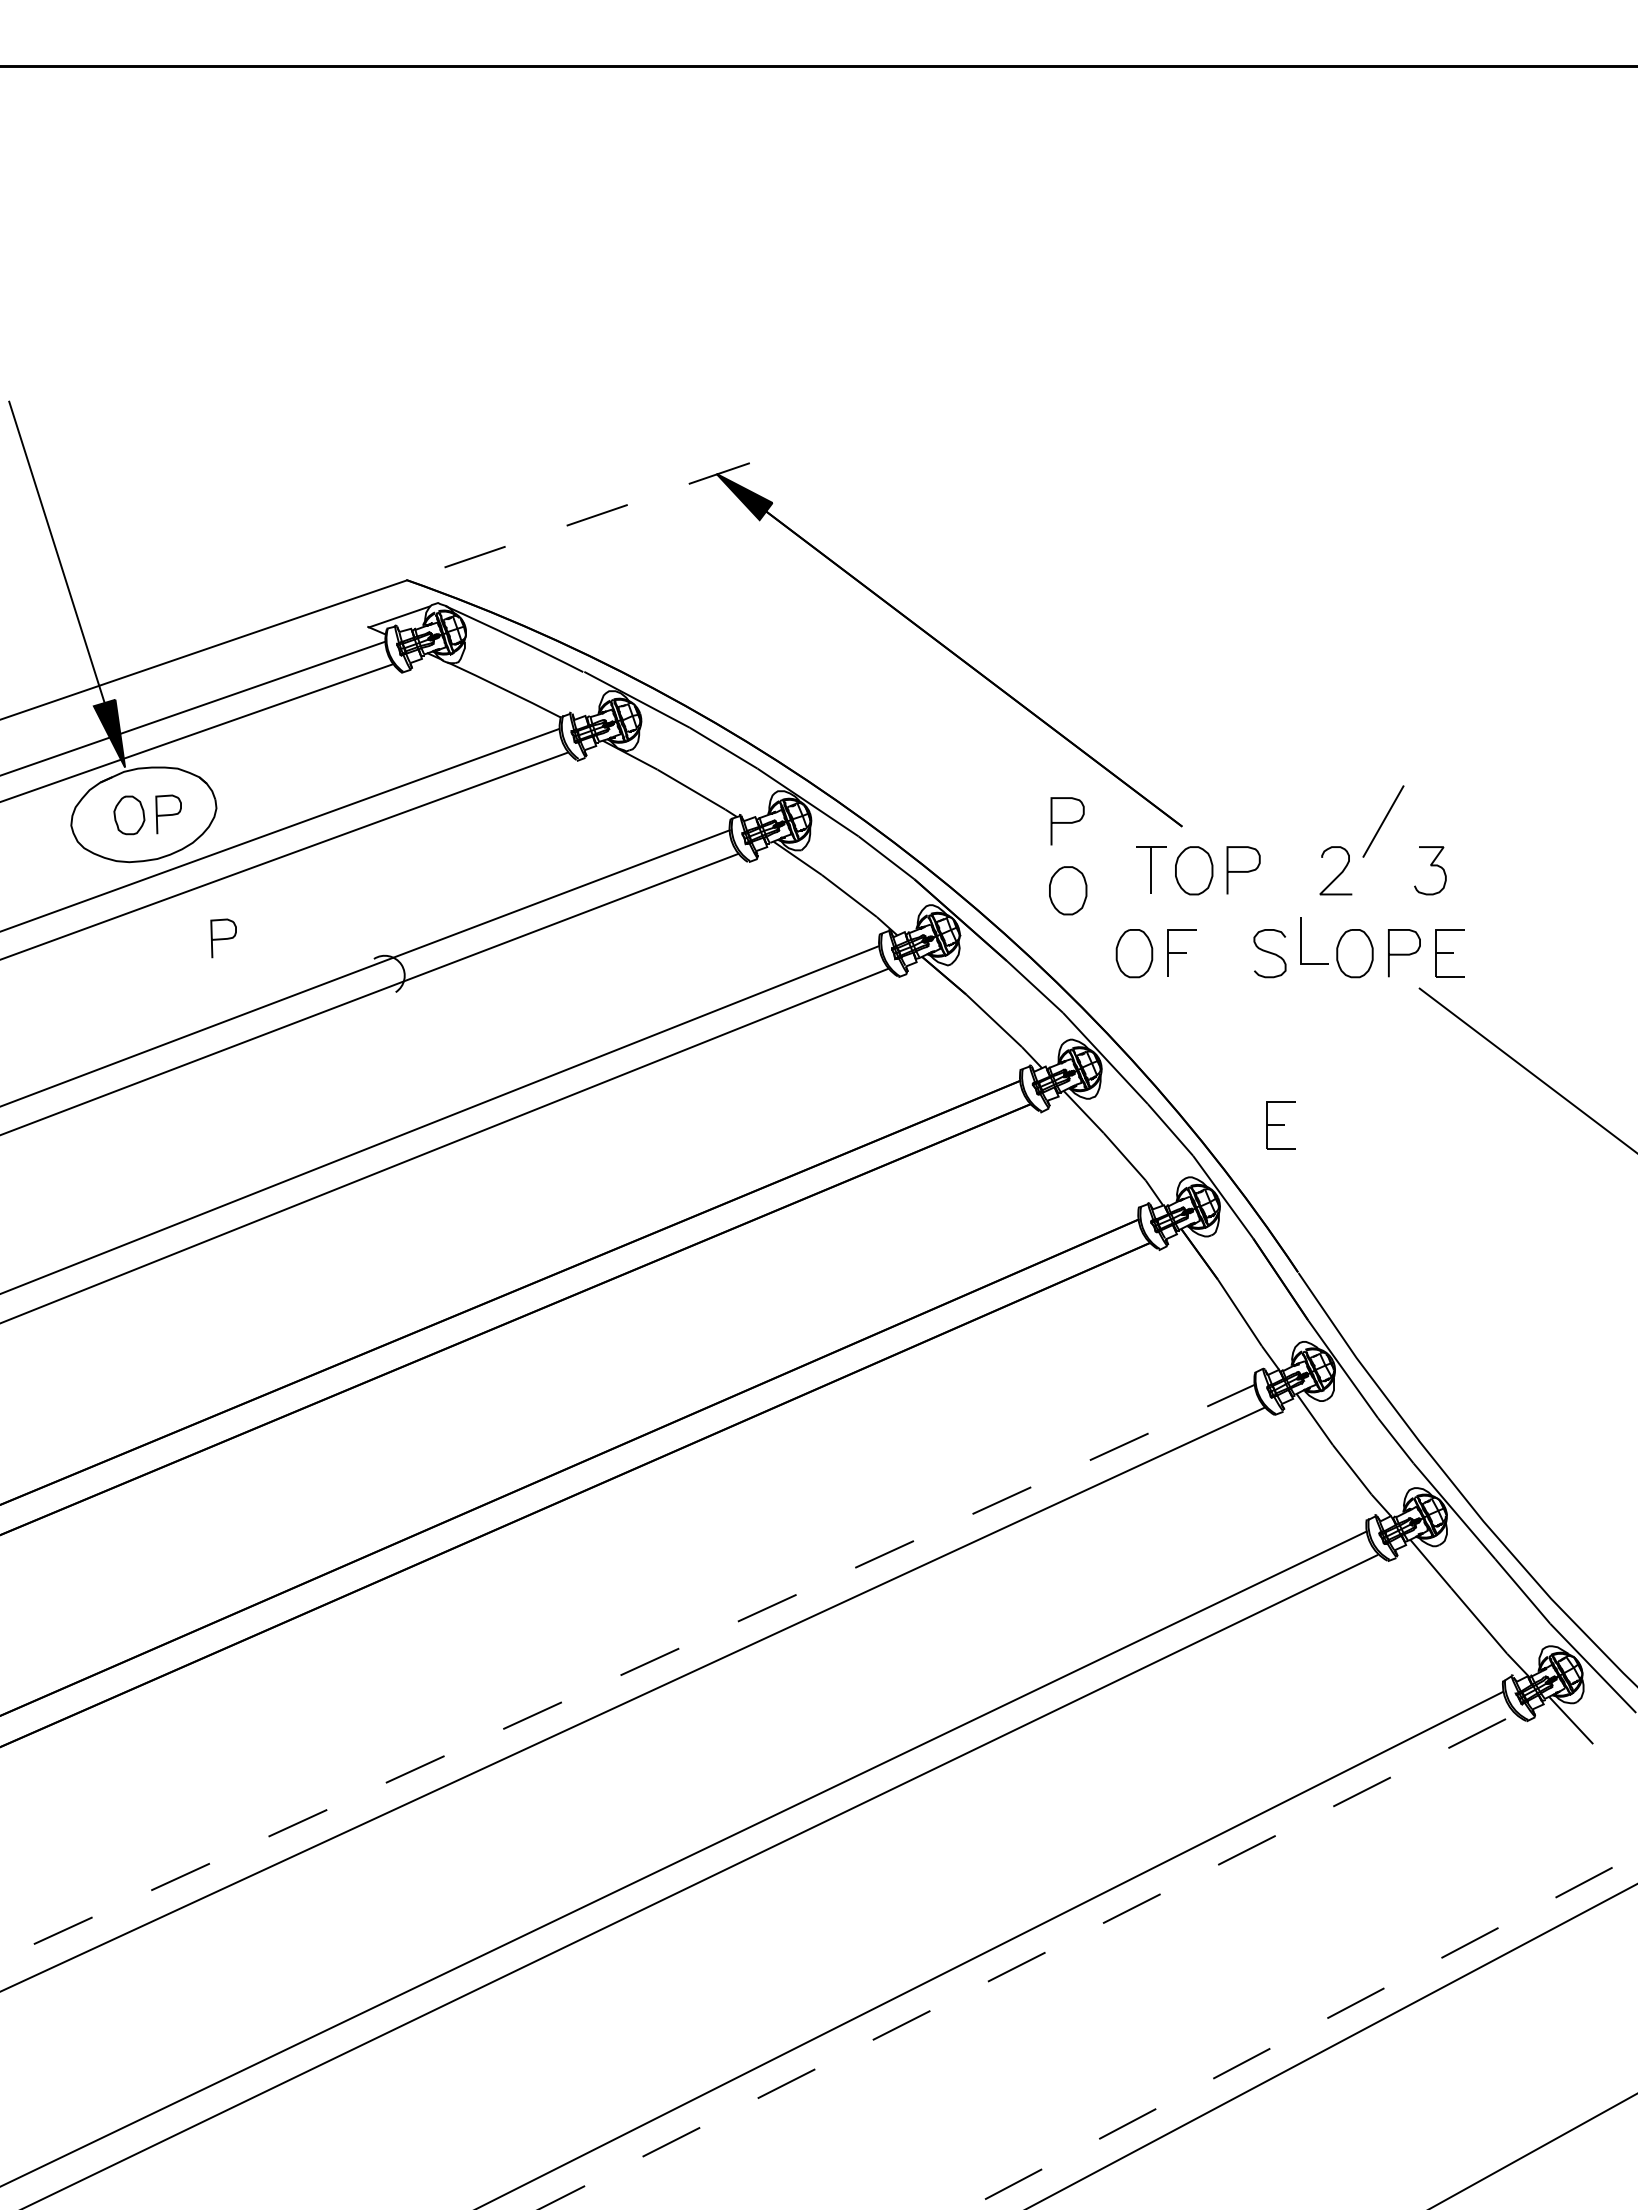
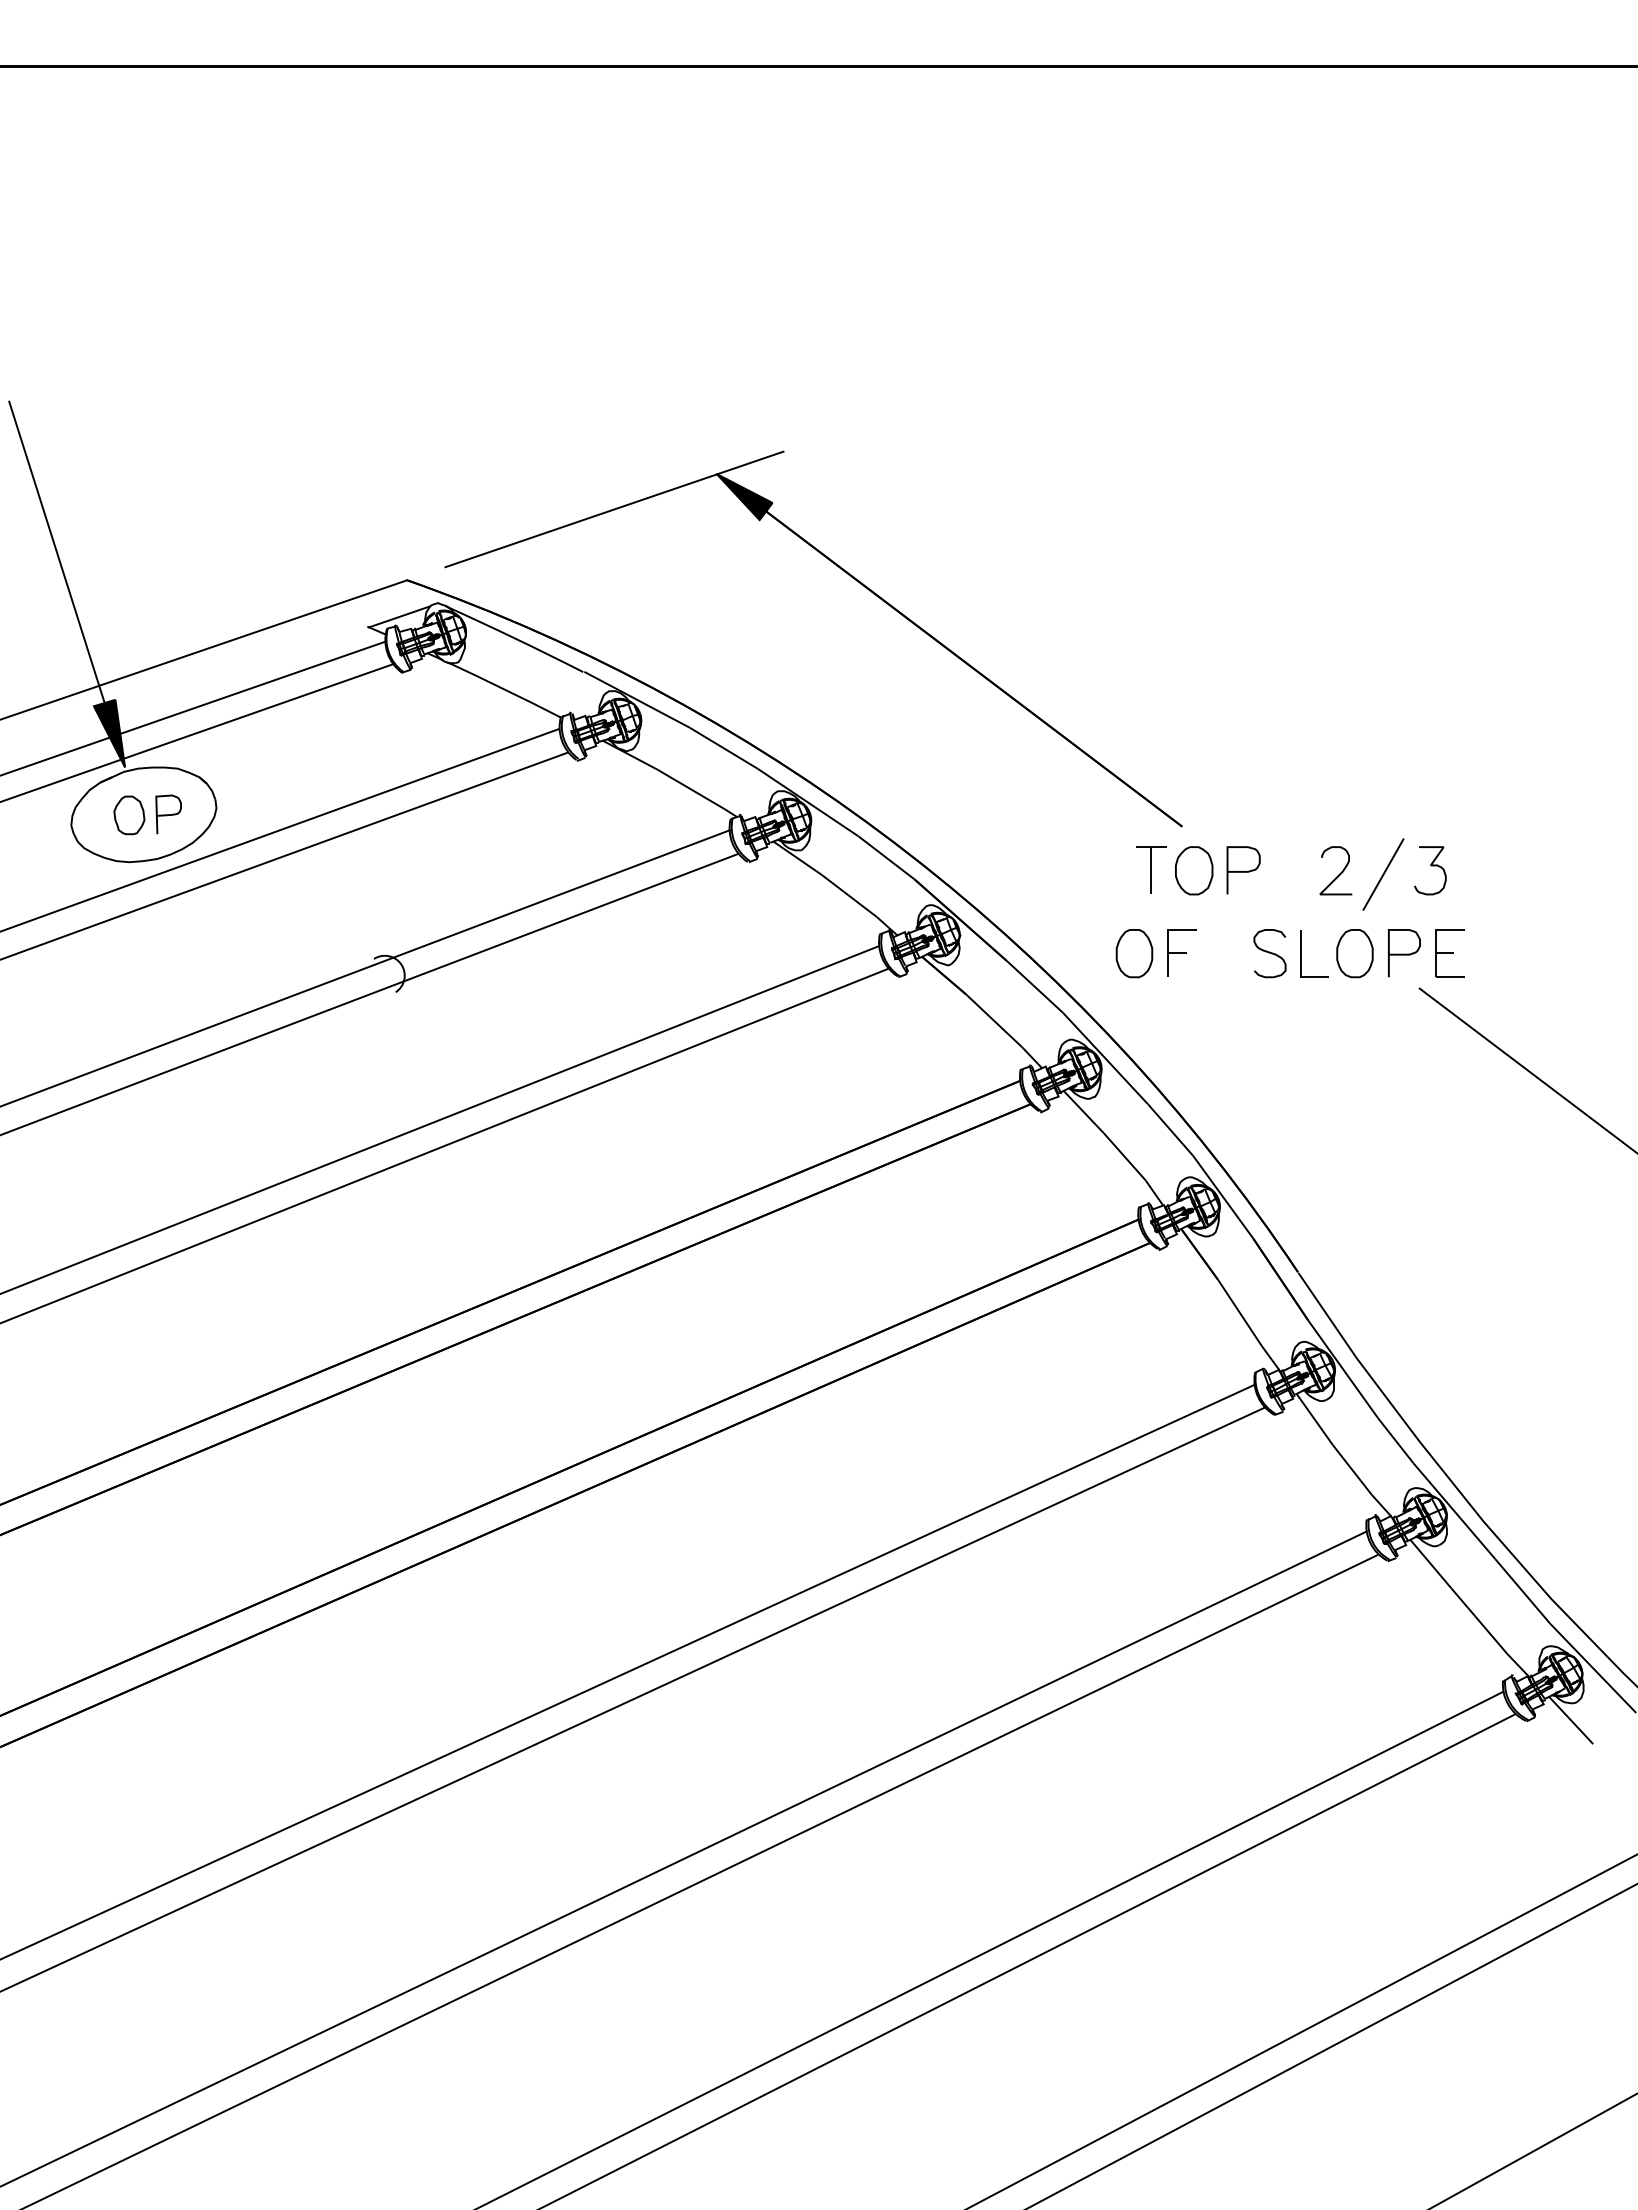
line: dashed -> solid (614, 509)
line position: (1383, 821) -> (1383, 874) (1383, 874)
curve: present -> none (1067, 822)
part: present -> none (1068, 890)
curve: present -> none (223, 938)
line position: (1301, 940) -> (1301, 953) (1301, 953)
part: present -> none (1280, 1125)
line: dashed -> solid (627, 1672)
line: dashed -> solid (1027, 1961)
line: dashed -> solid (1301, 2031)
